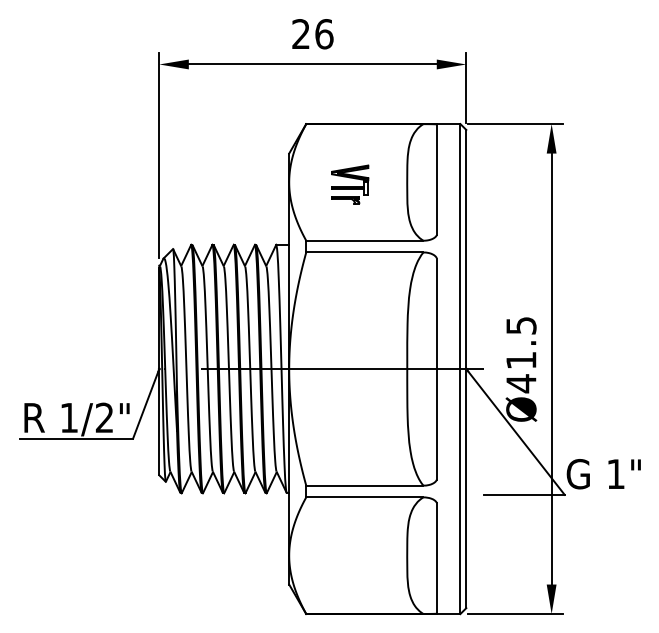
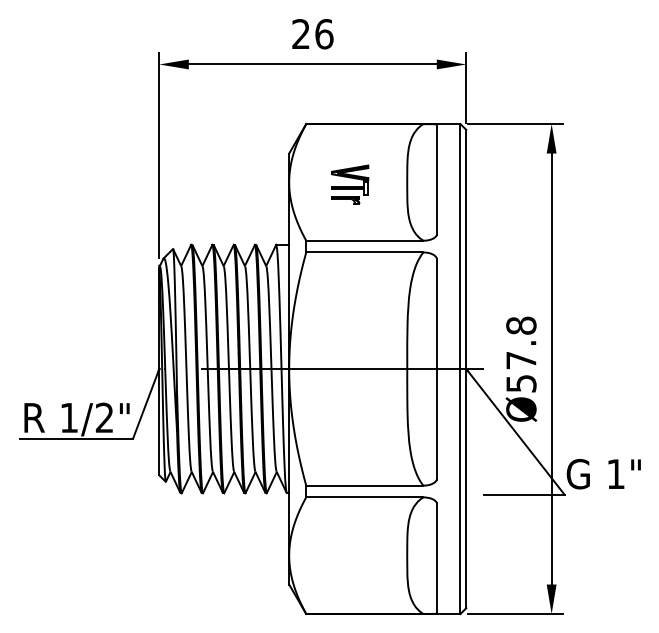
text: Ø41.5 -> Ø57.8 (521, 354)
